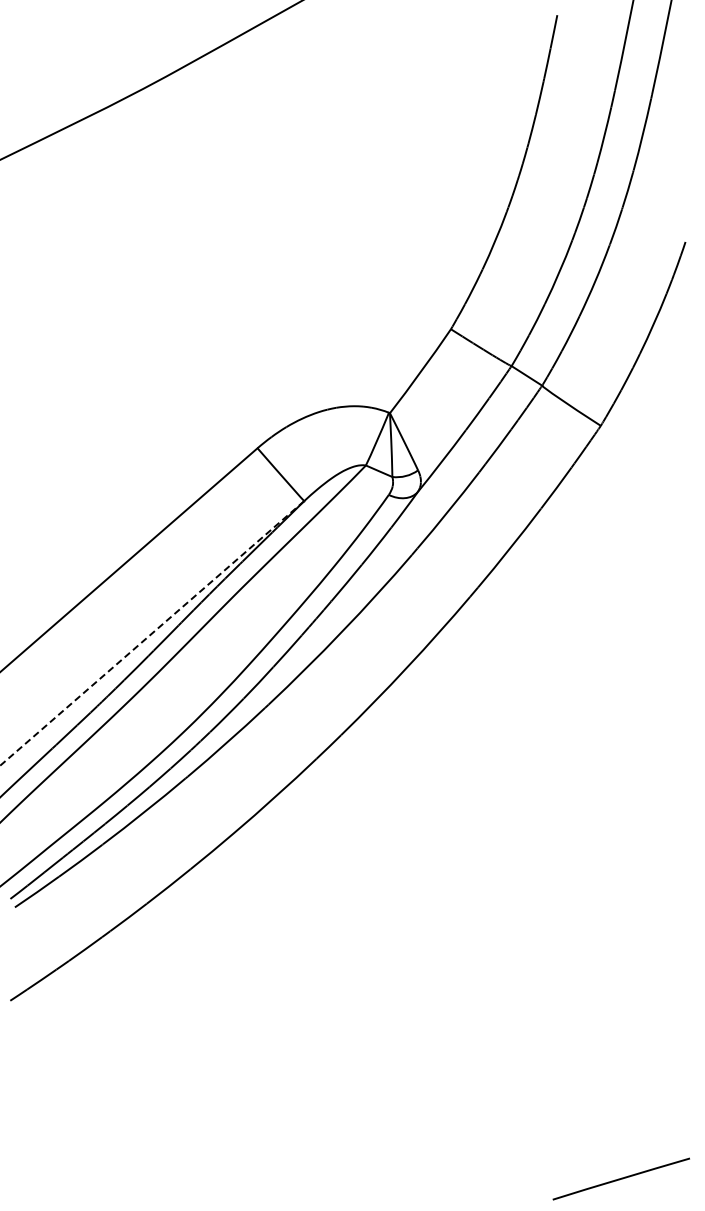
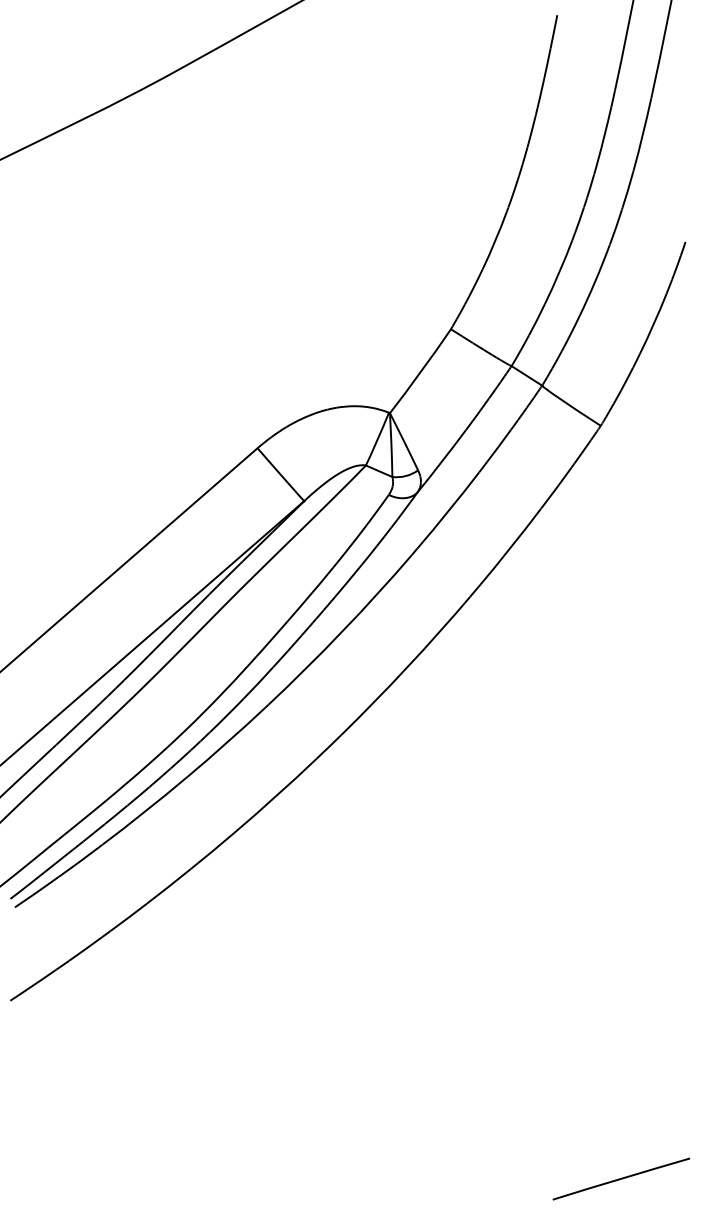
line: dashed -> solid (151, 633)
